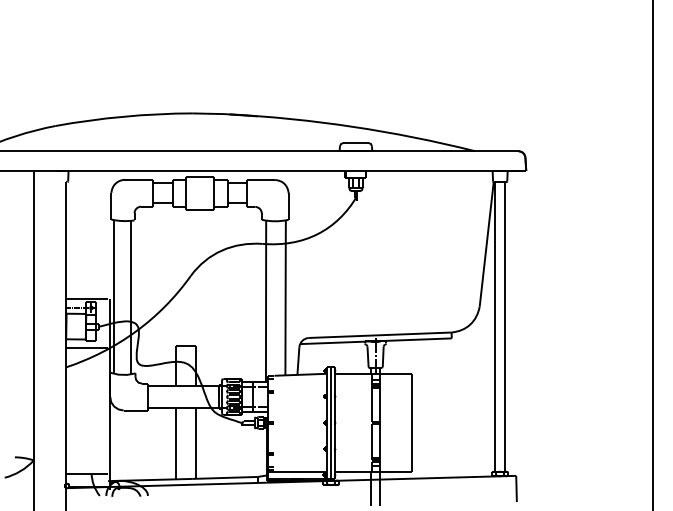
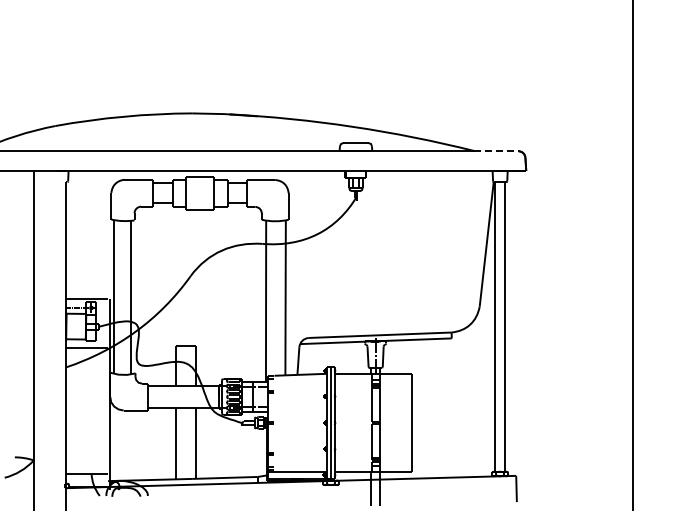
line: solid -> dashed (497, 151)
line position: (652, 254) -> (632, 254) (632, 254)
